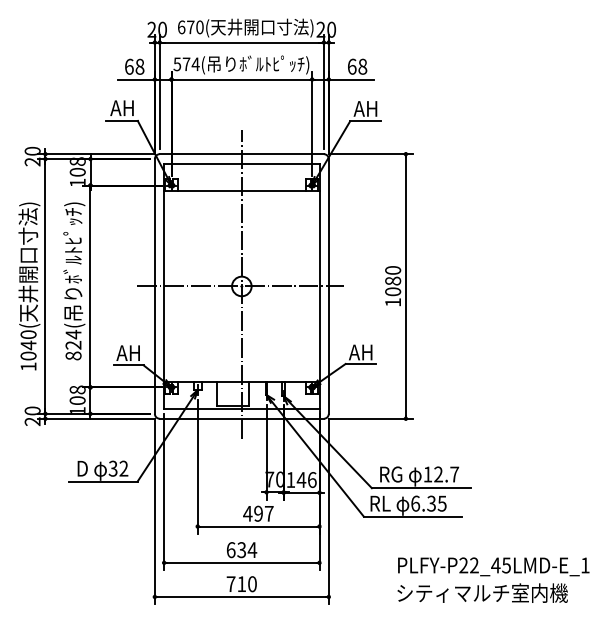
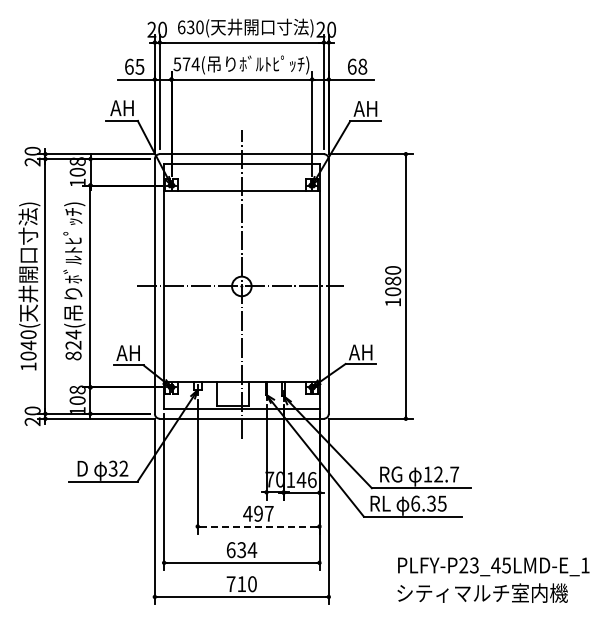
text: 670( -> 630( (190, 27)
text: 68 -> 65 (139, 66)
line: solid -> dashed (258, 526)
text: PLFY-P22_45LMD-E_1 -> PLFY-P23_45LMD-E_1 (474, 565)
